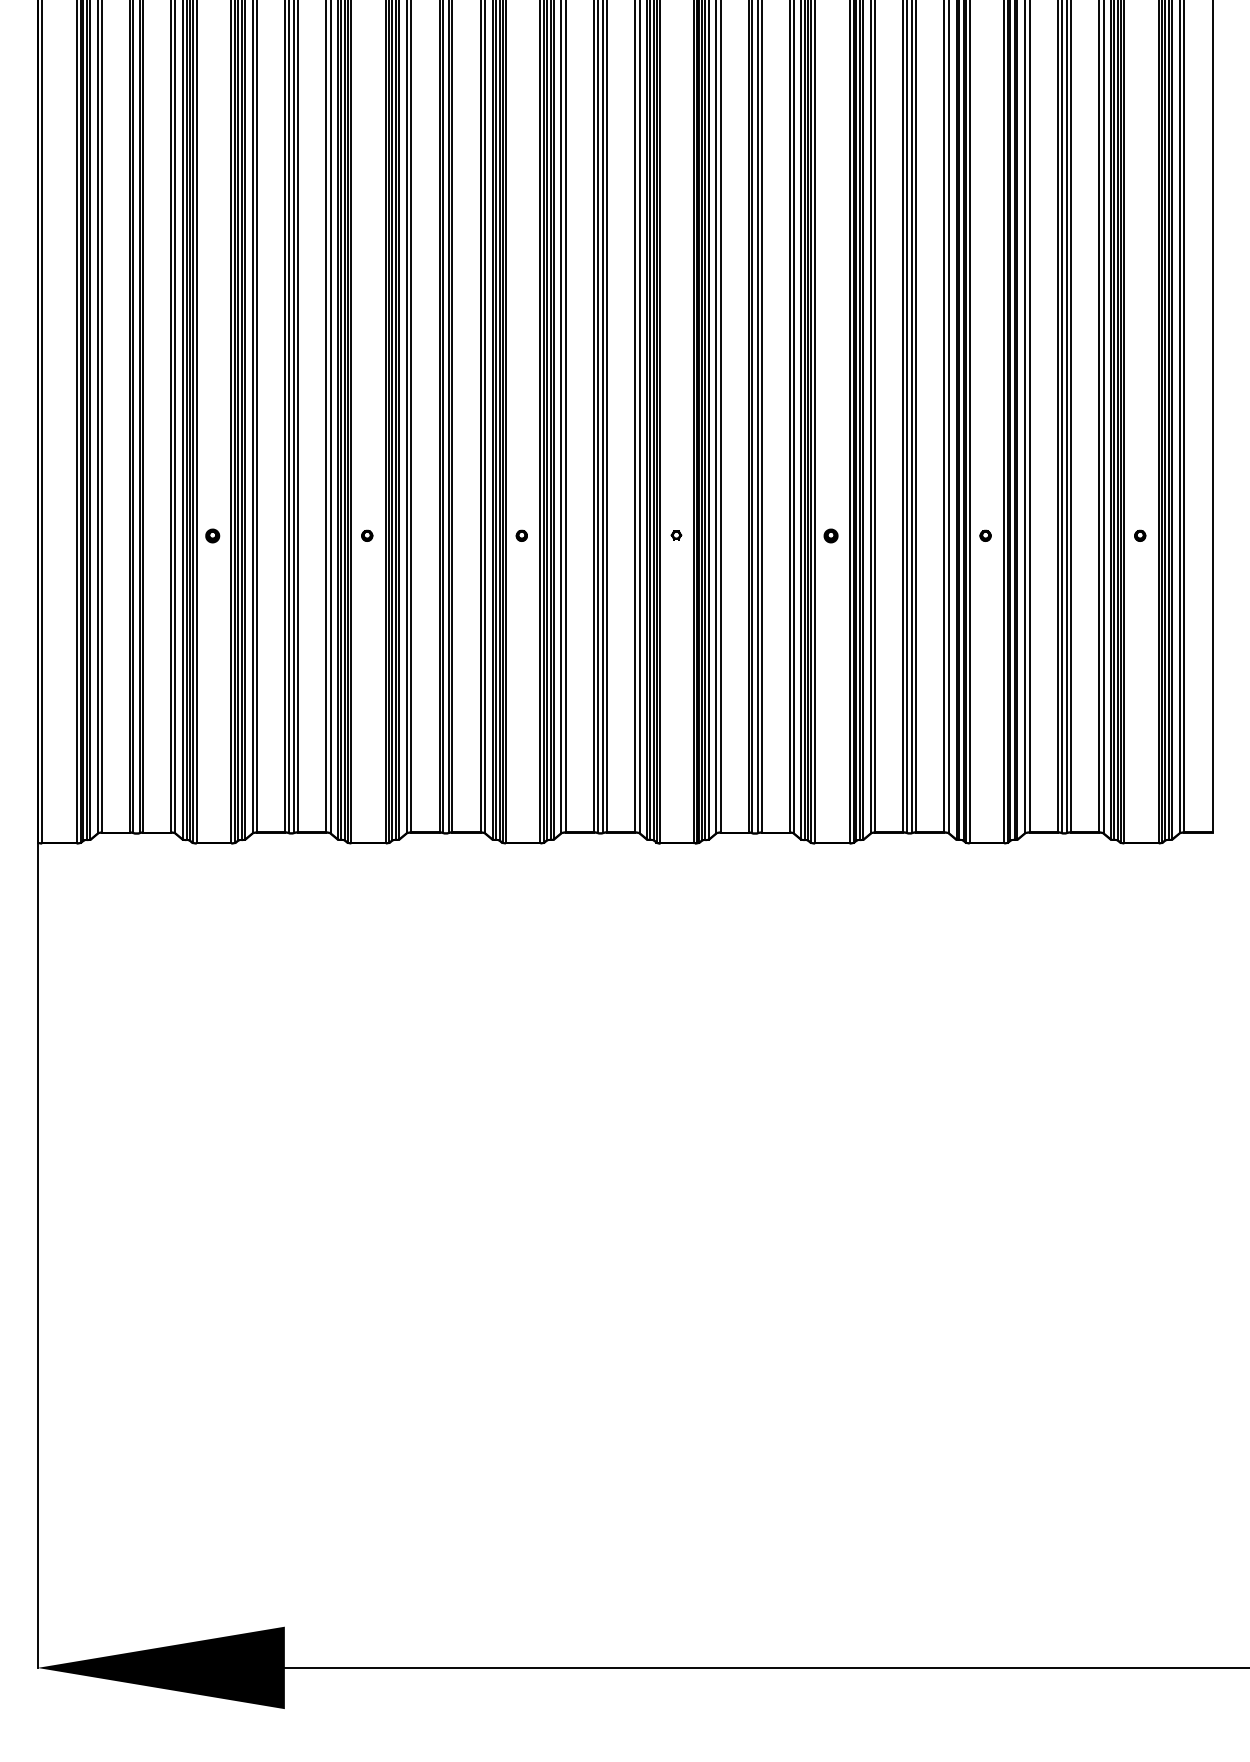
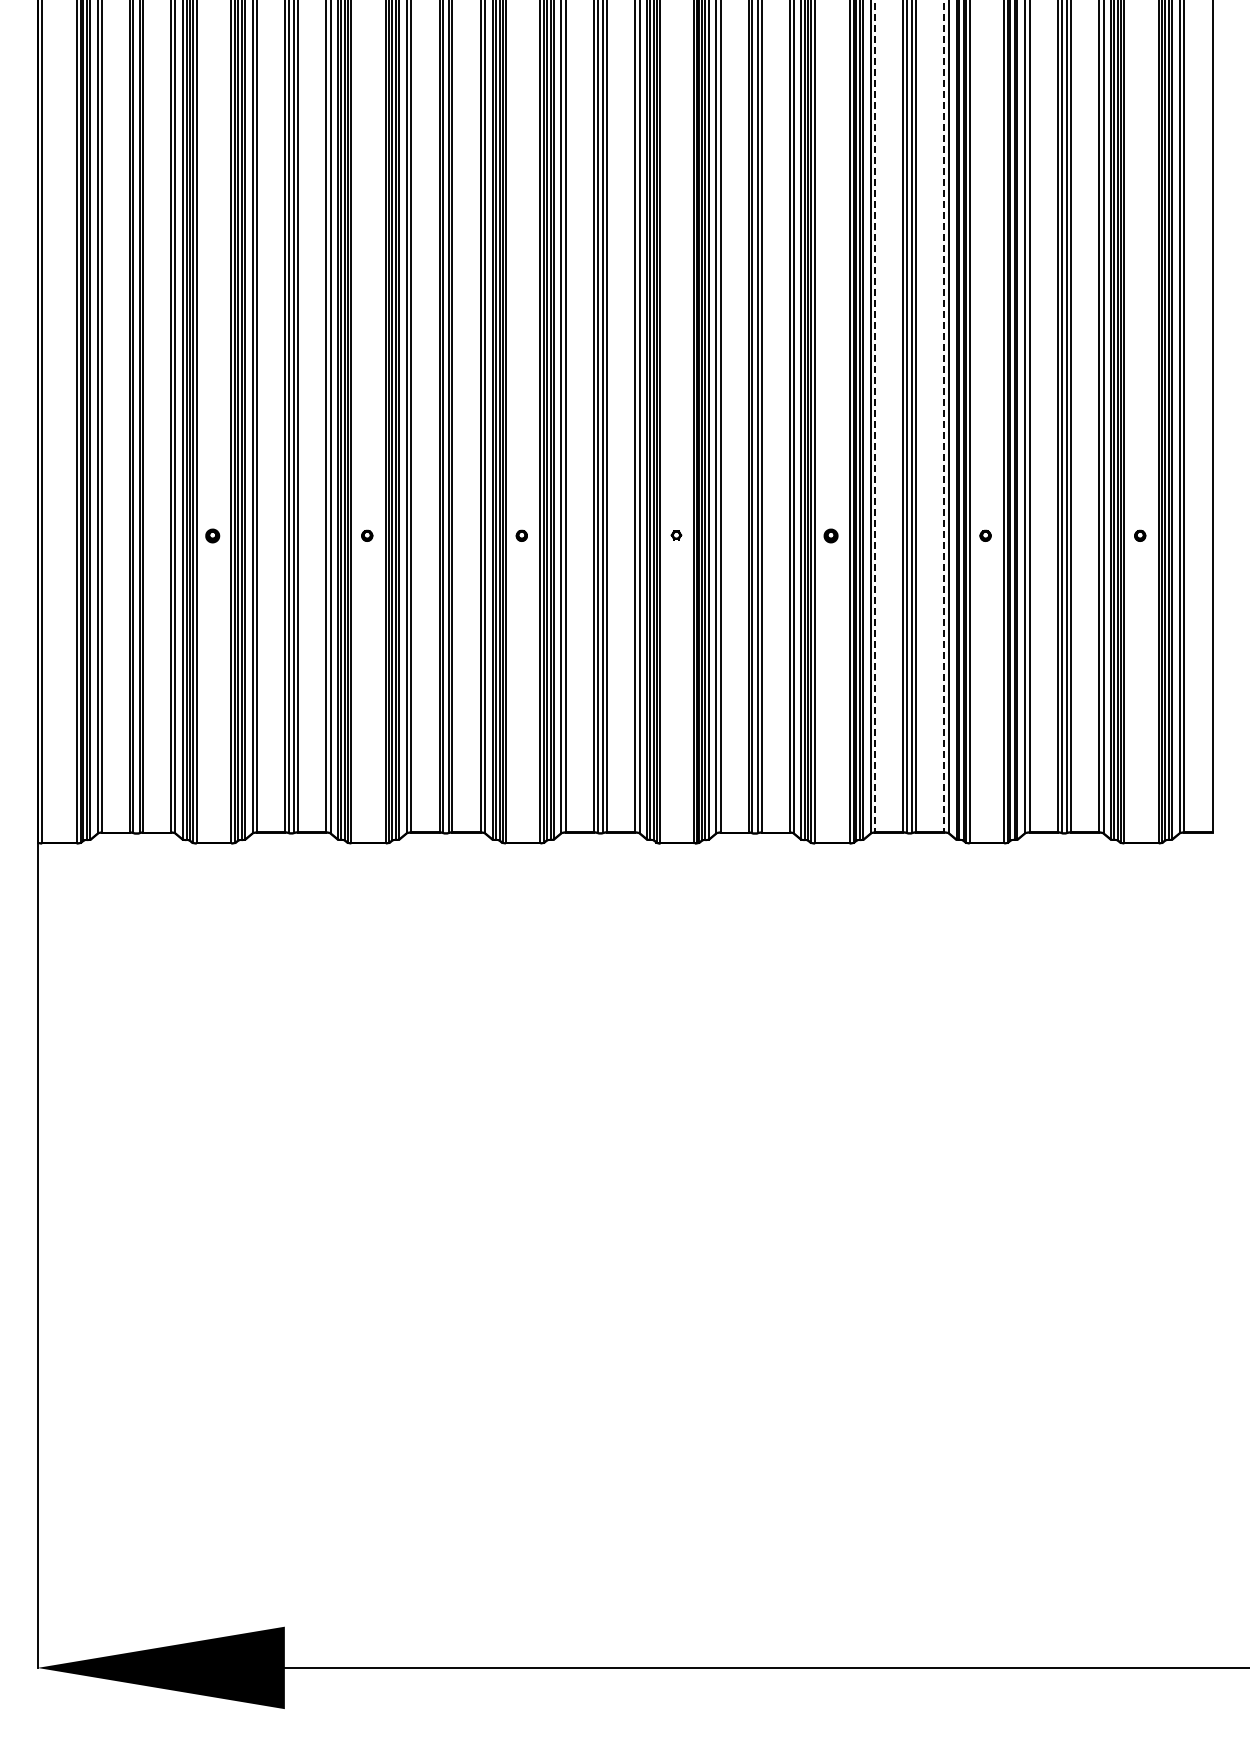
line: solid -> dashed (875, 416)
line: solid -> dashed (944, 416)
